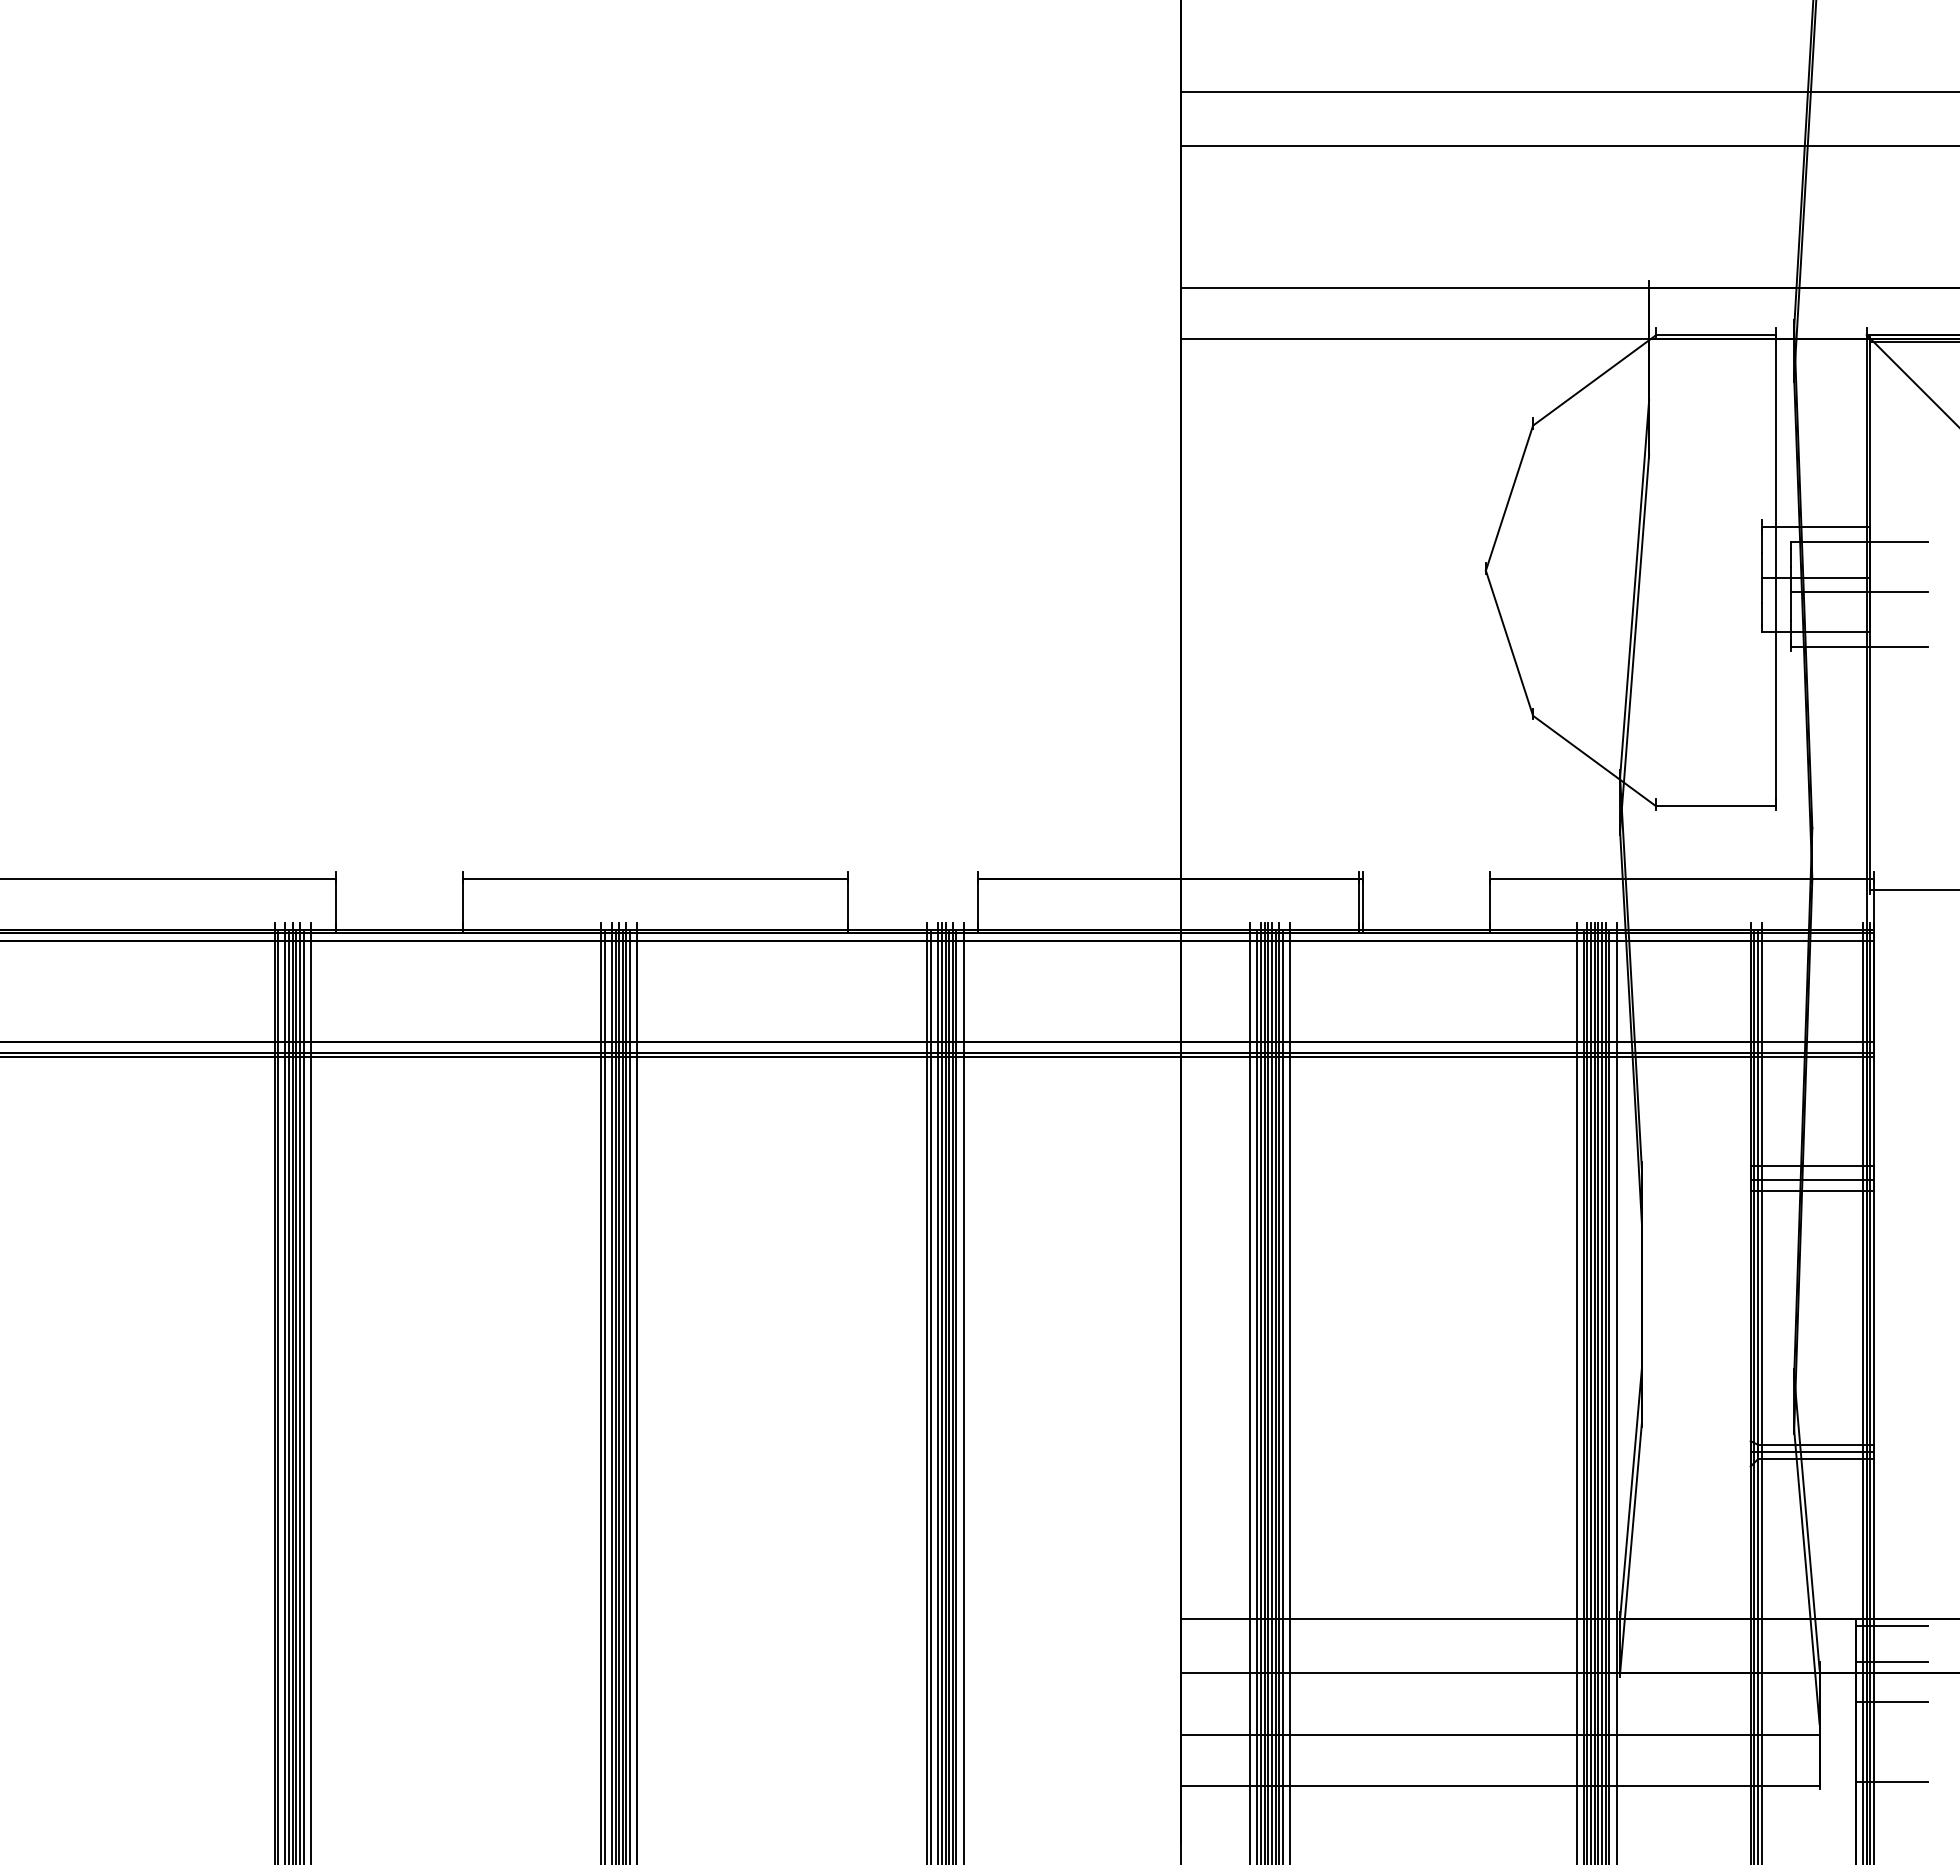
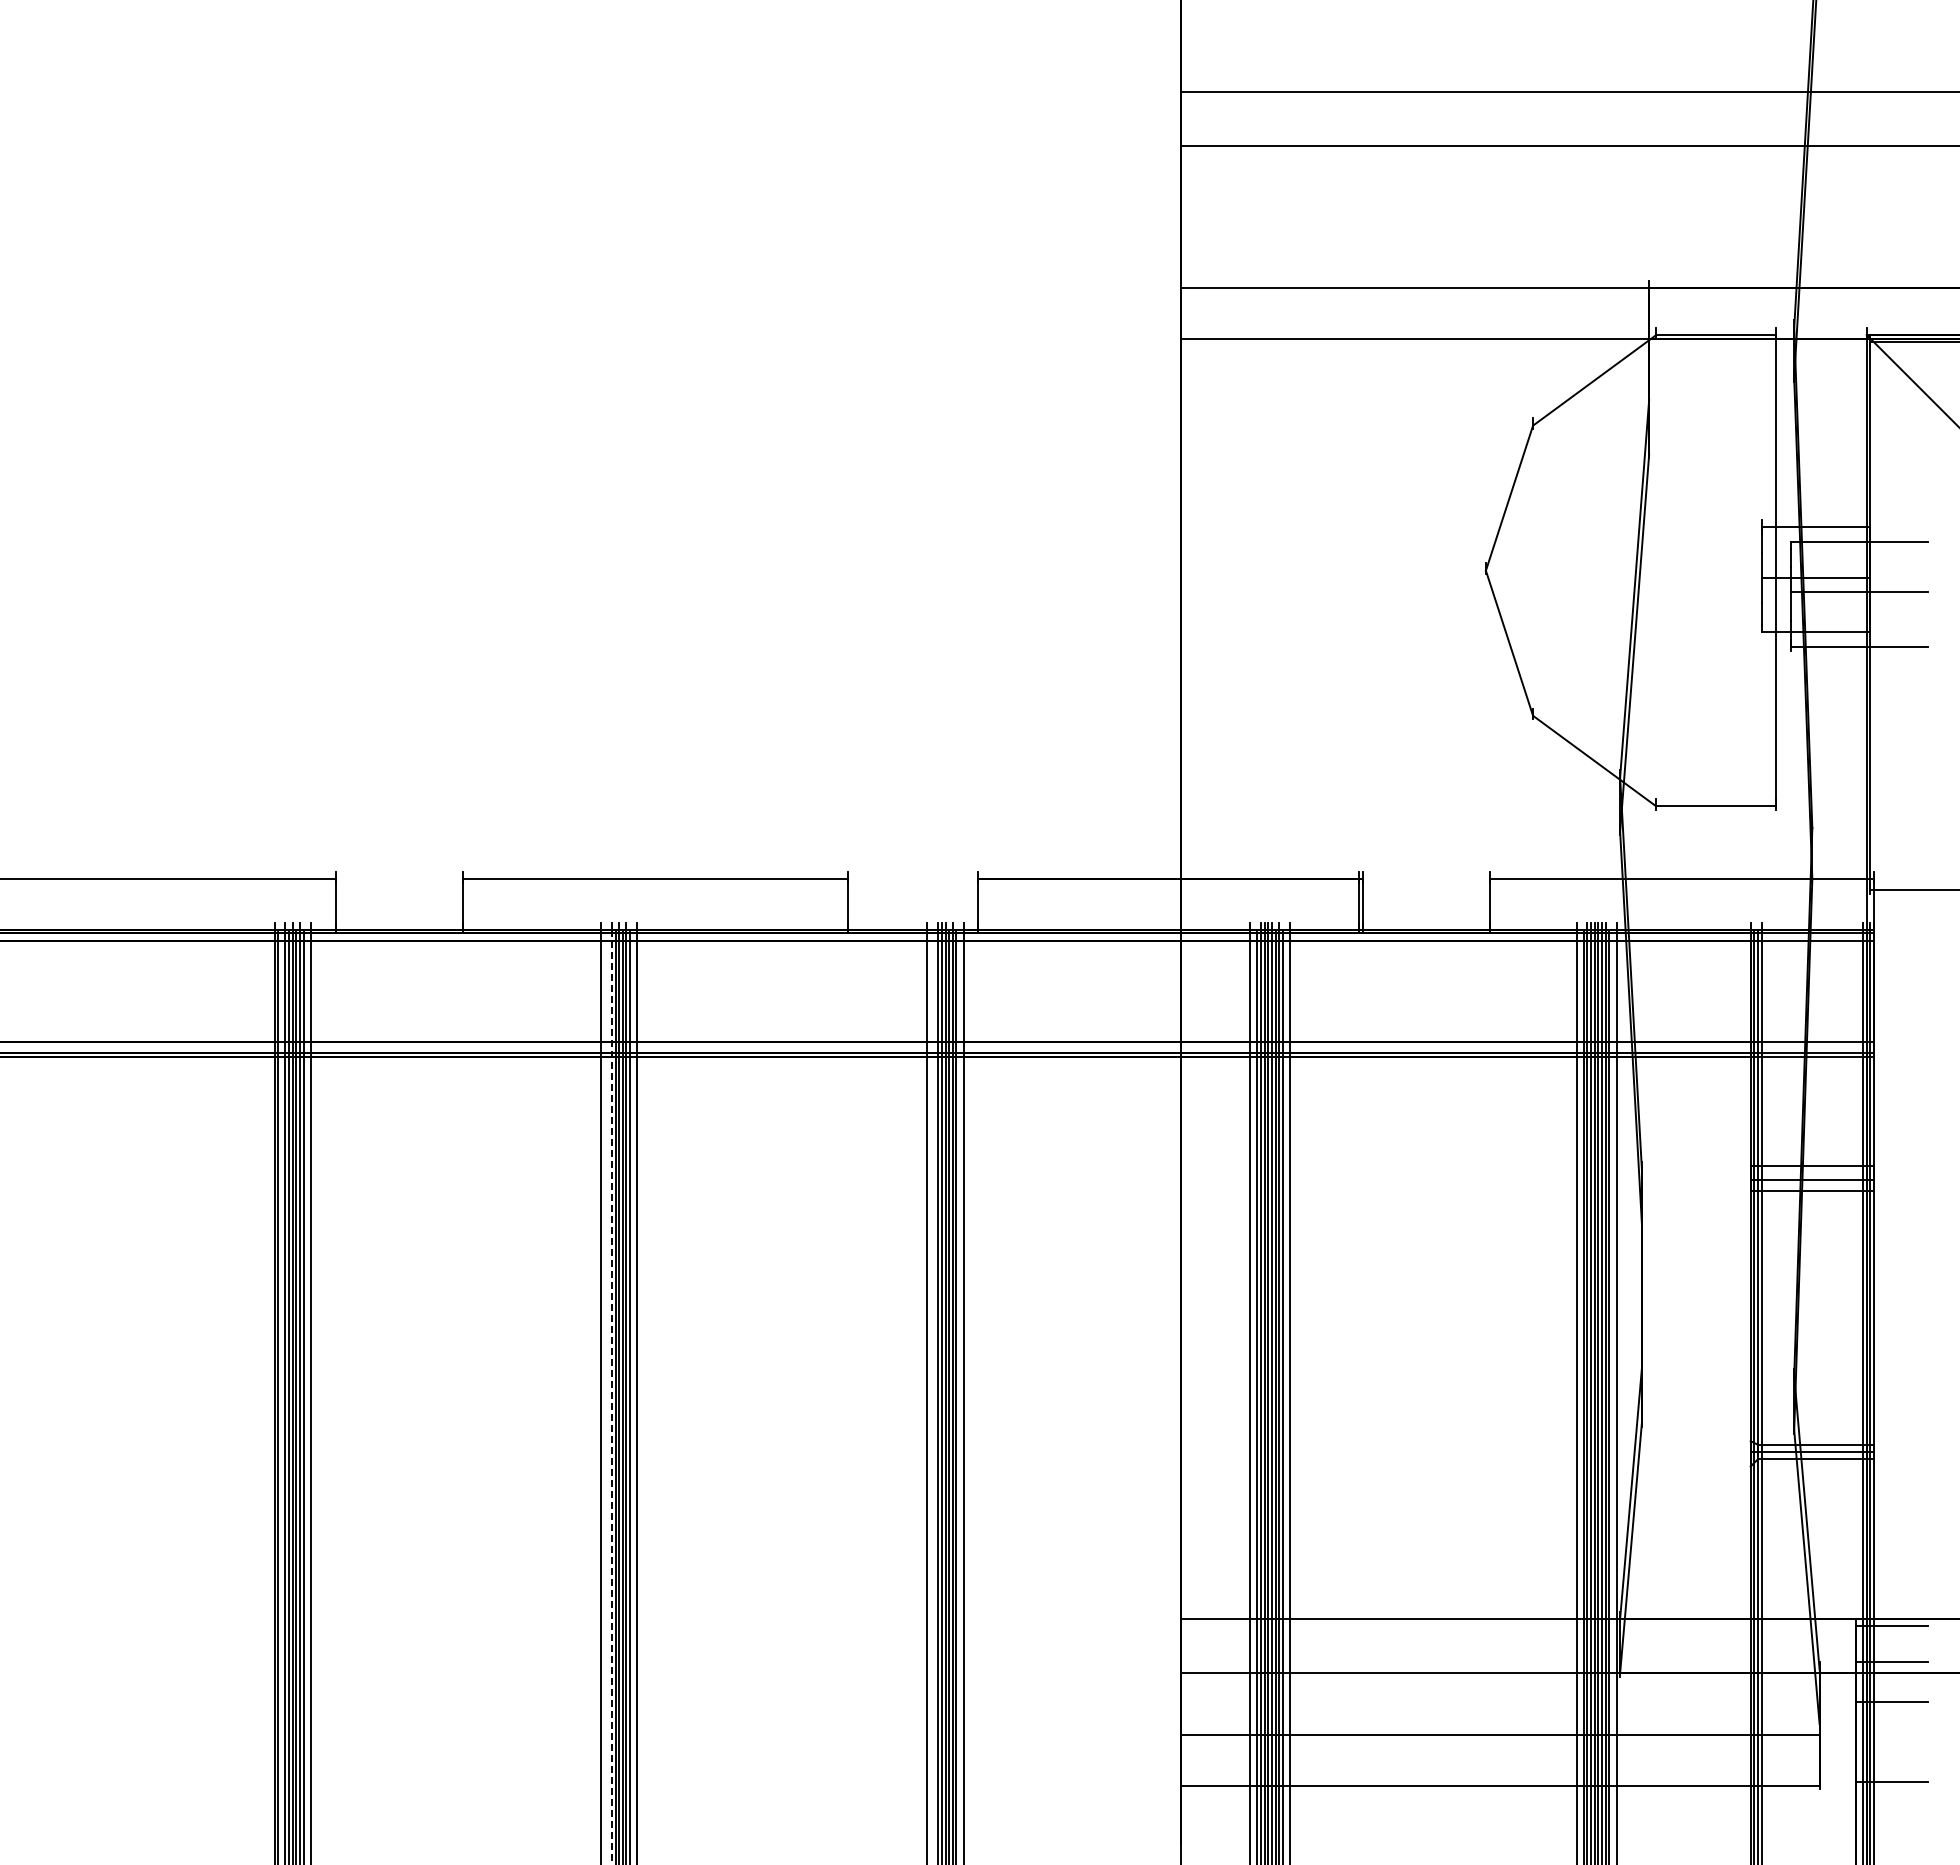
line: present -> none (604, 1395)
line: present -> none (931, 1395)
line: solid -> dashed (611, 1397)
